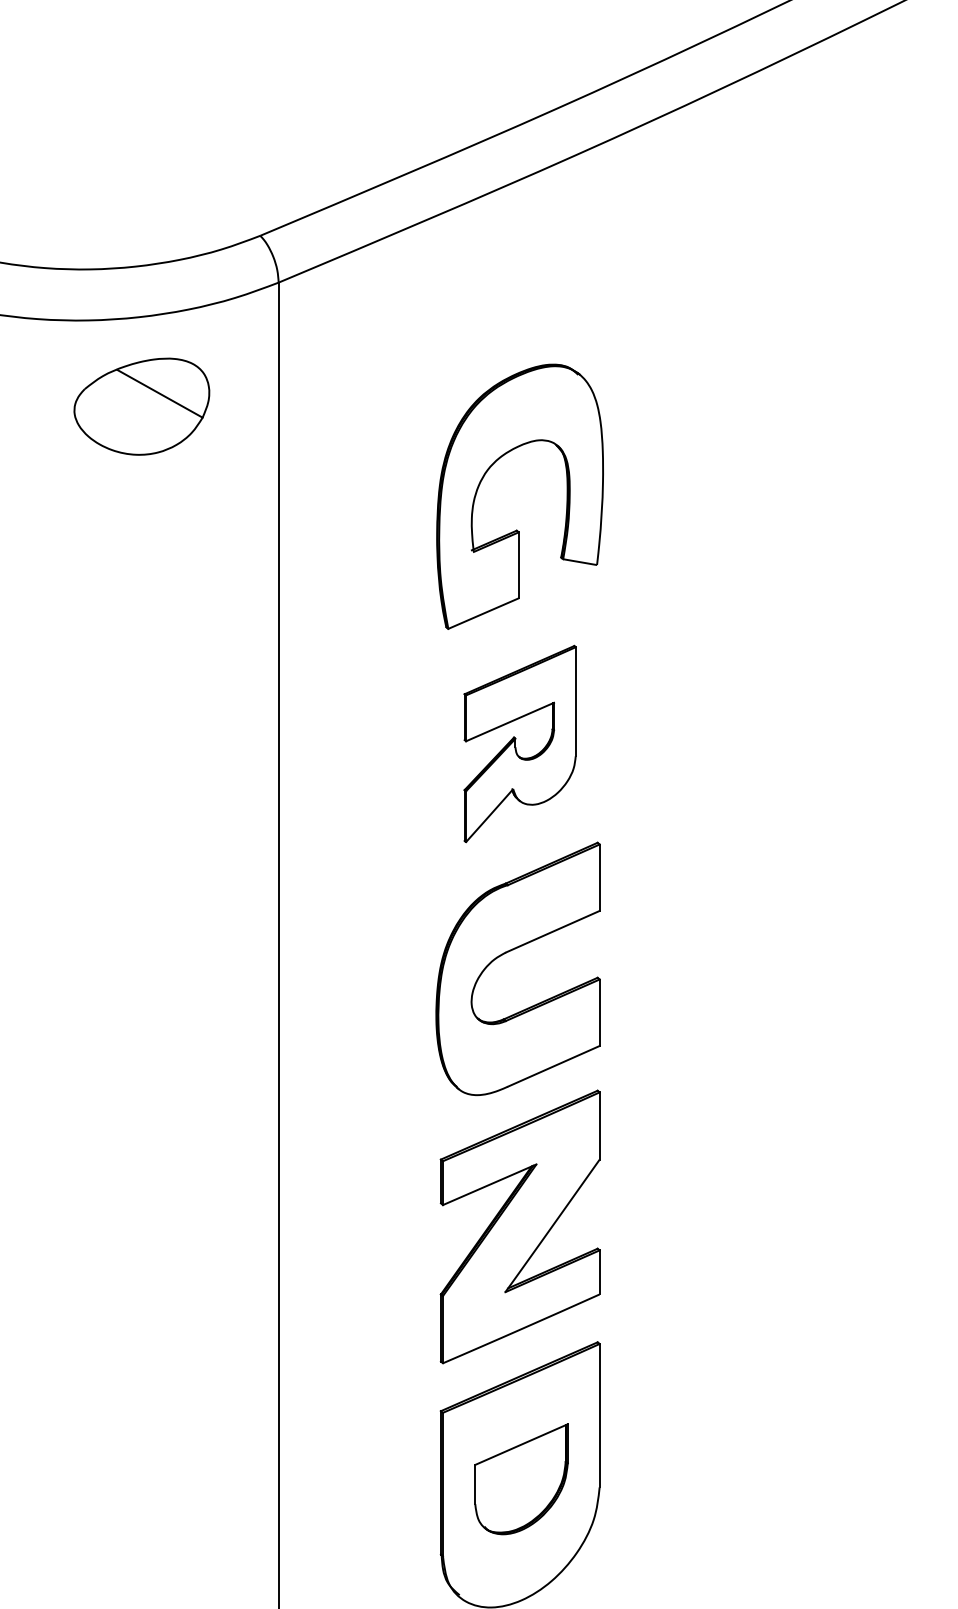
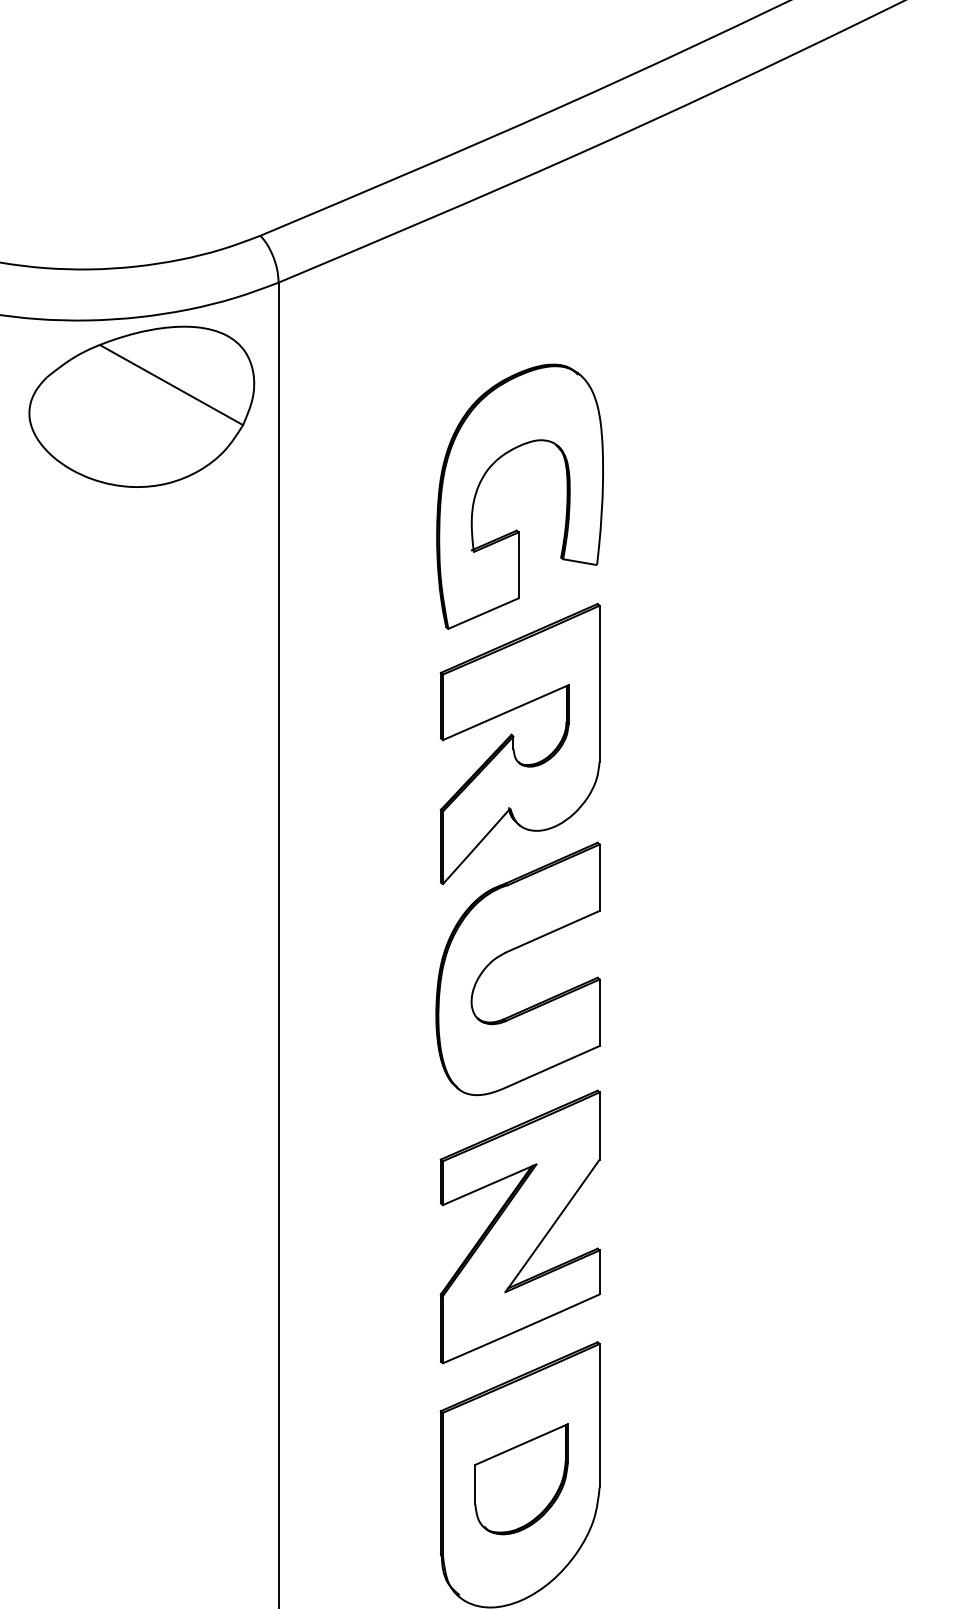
part size: 138x99 px -> 228x163 px (141, 406)
part size: 114x200 px -> 162x284 px (519, 743)
